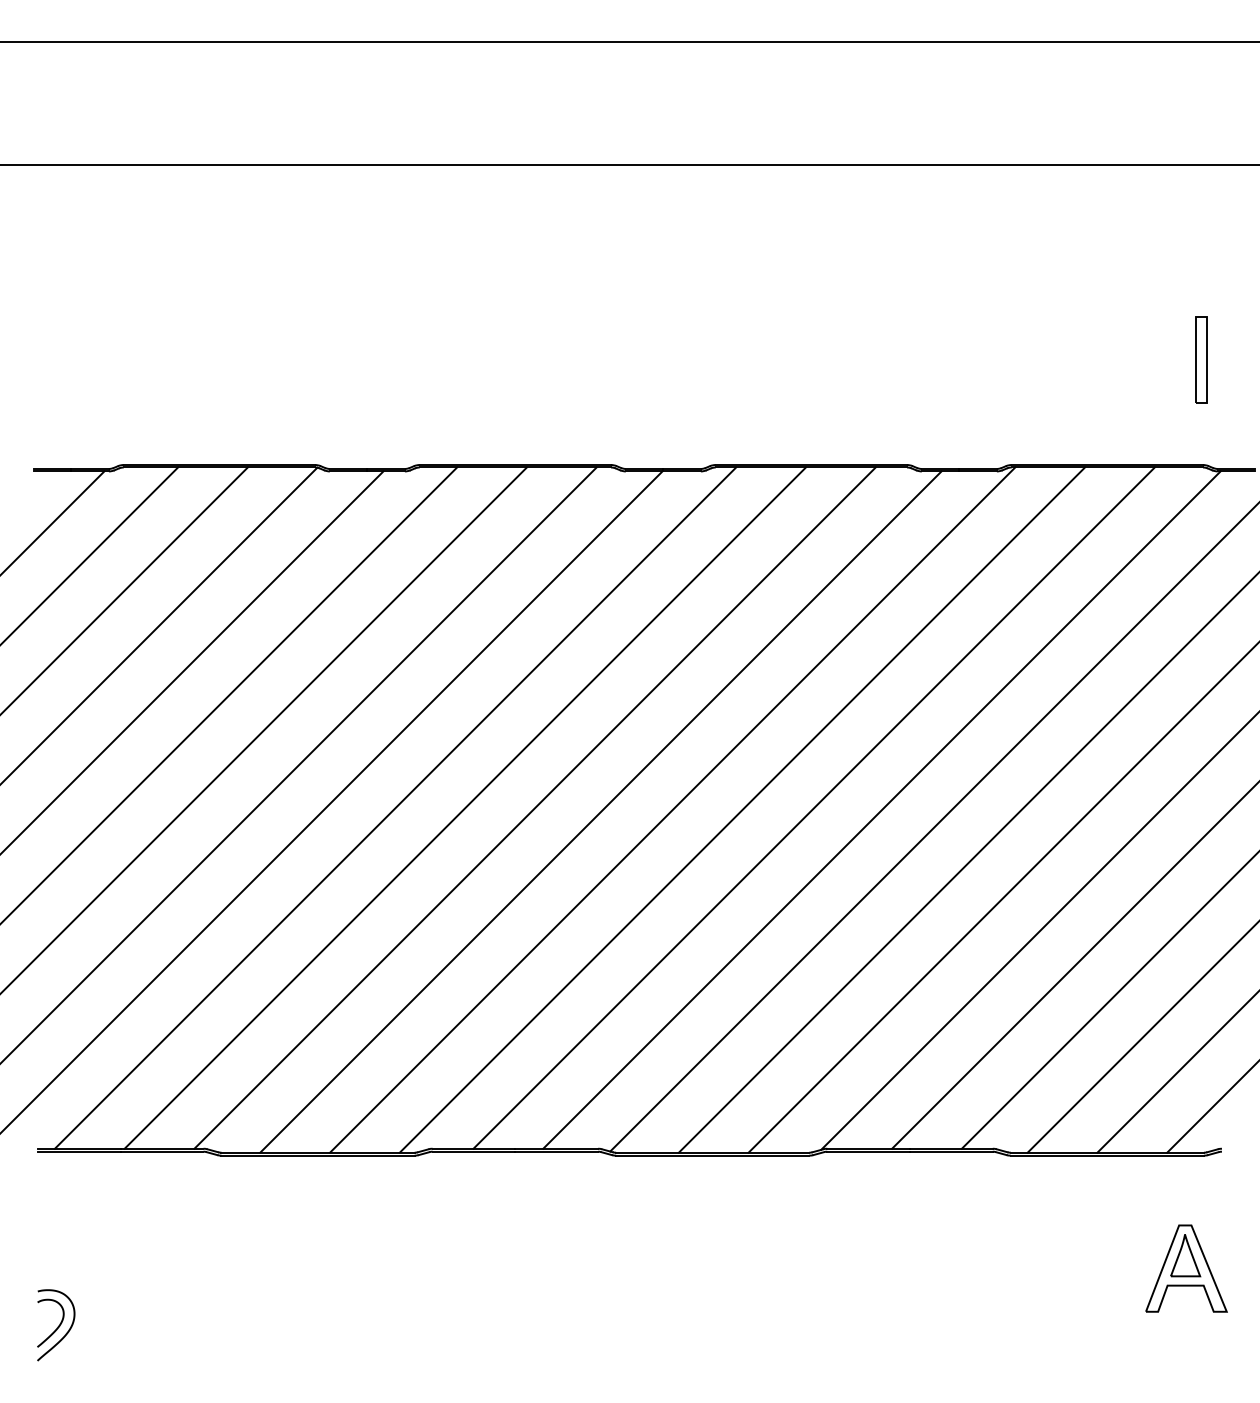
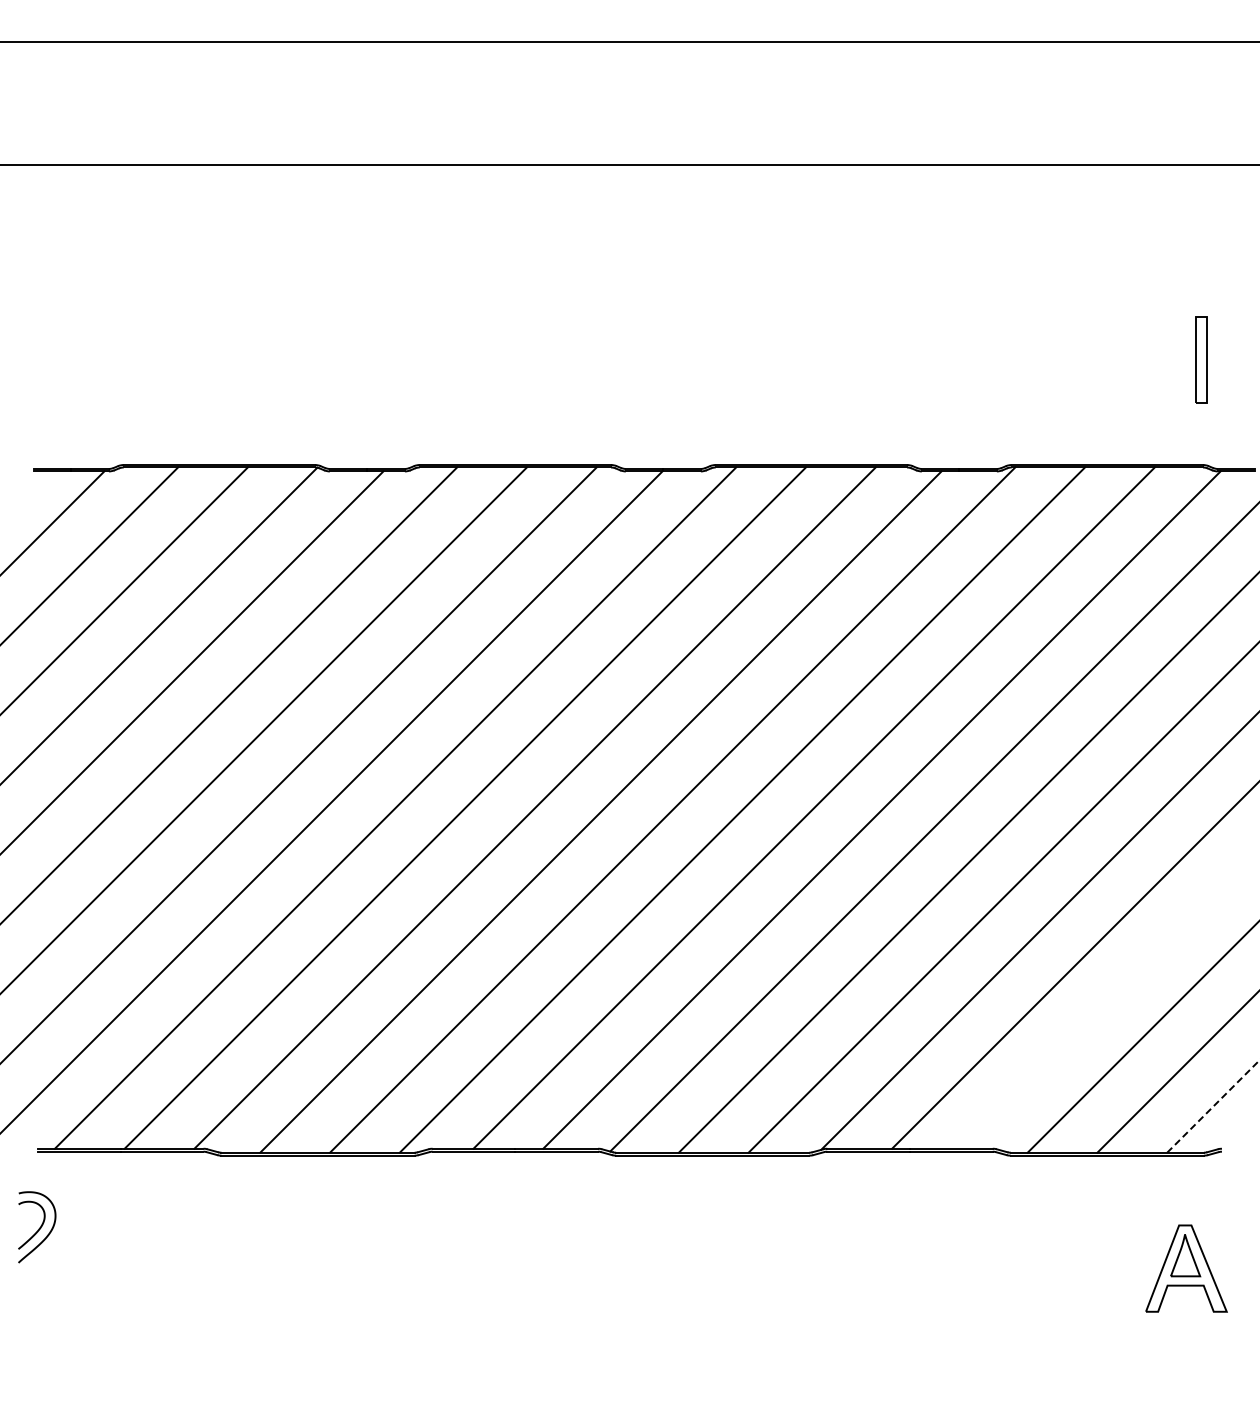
line: present -> none (1108, 1000)
line: solid -> dashed (1213, 1106)
part position: (56, 1325) -> (37, 1227) (37, 1227)
